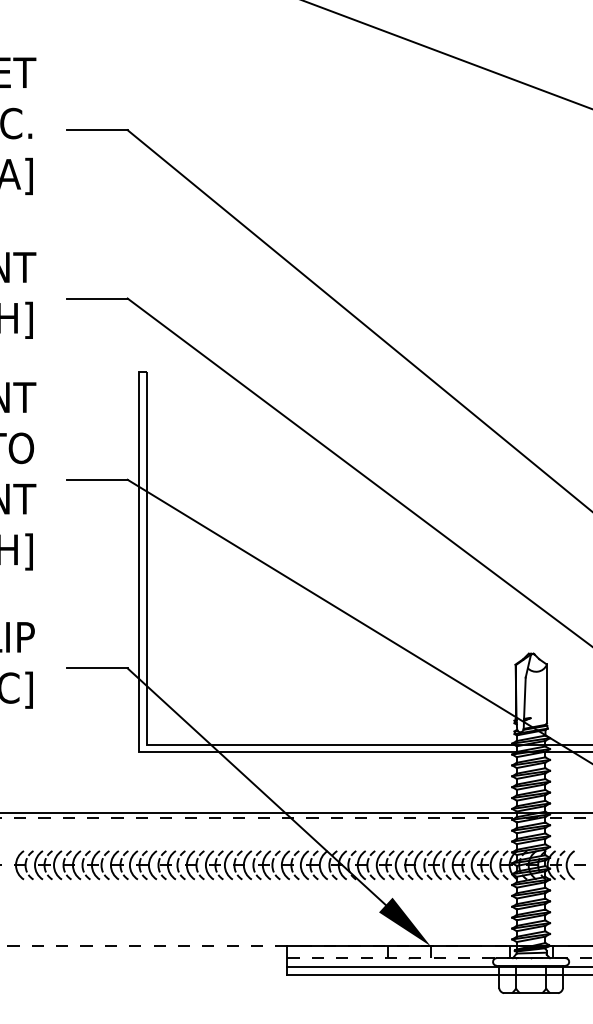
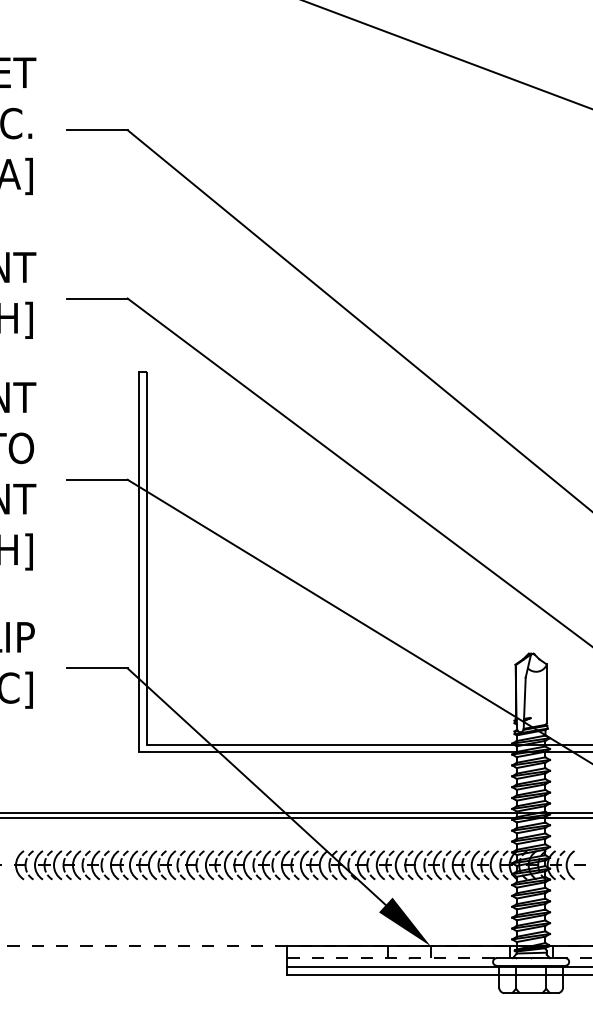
line: dashed -> solid (296, 817)
